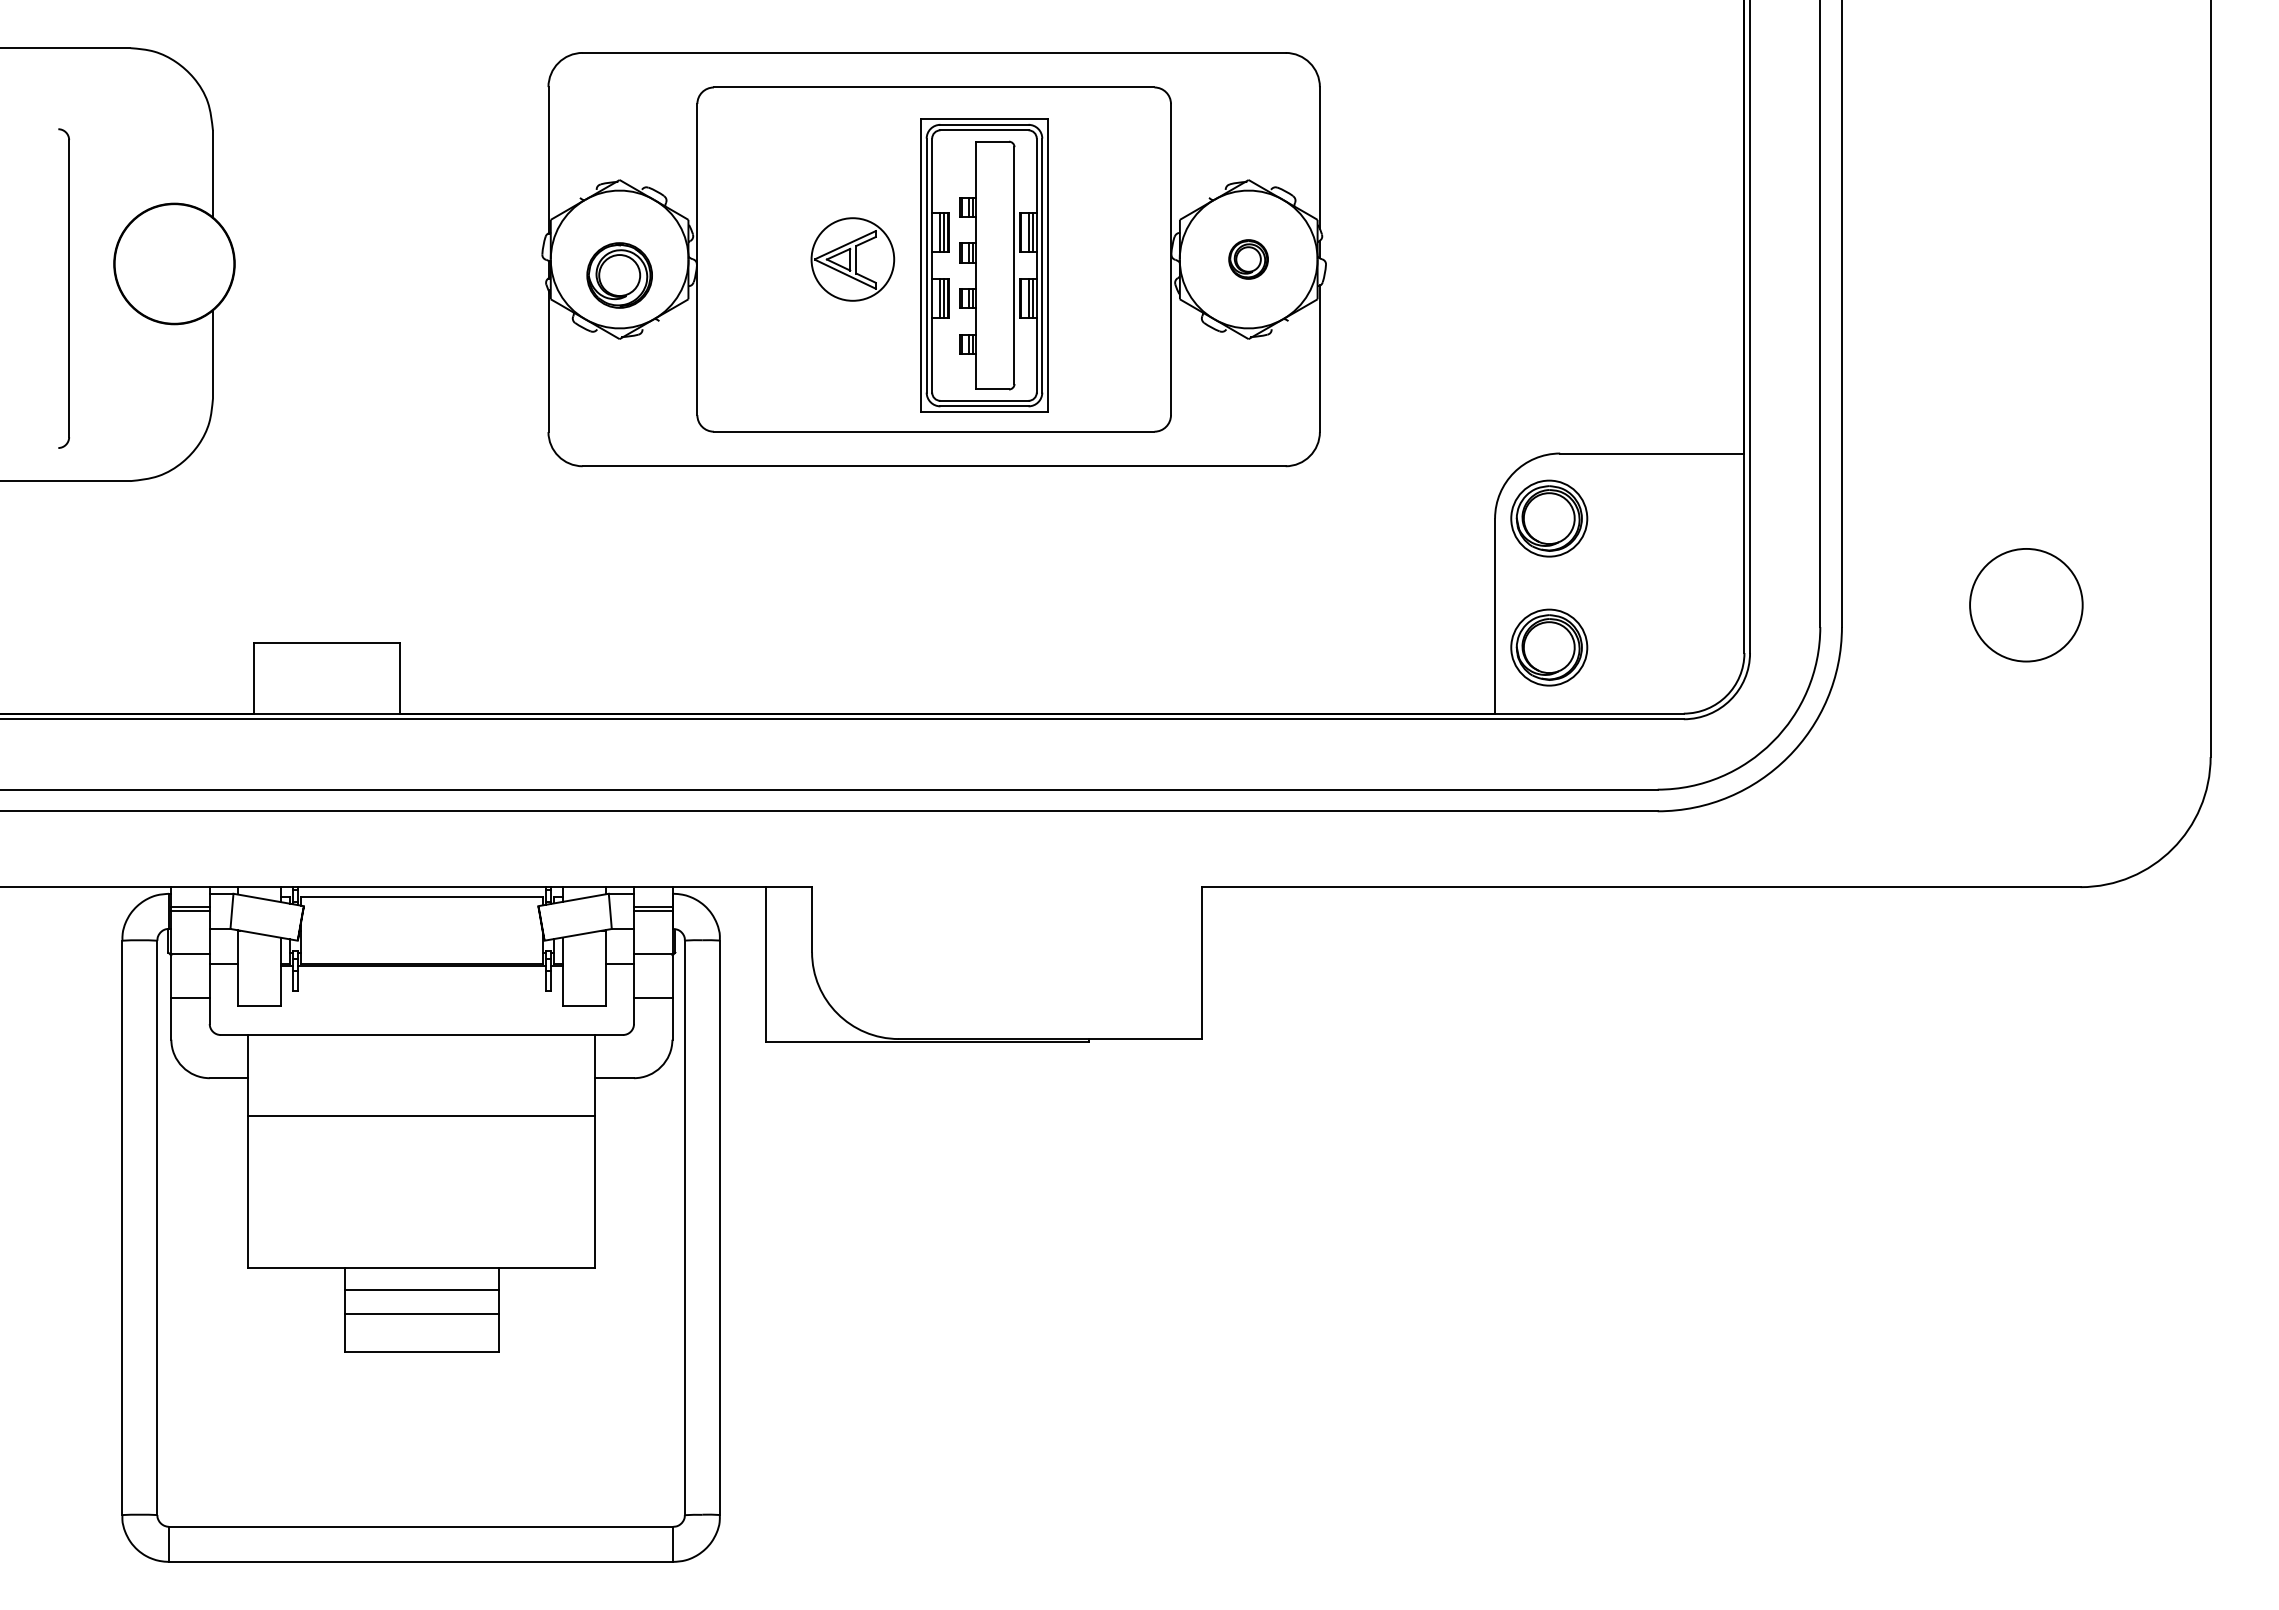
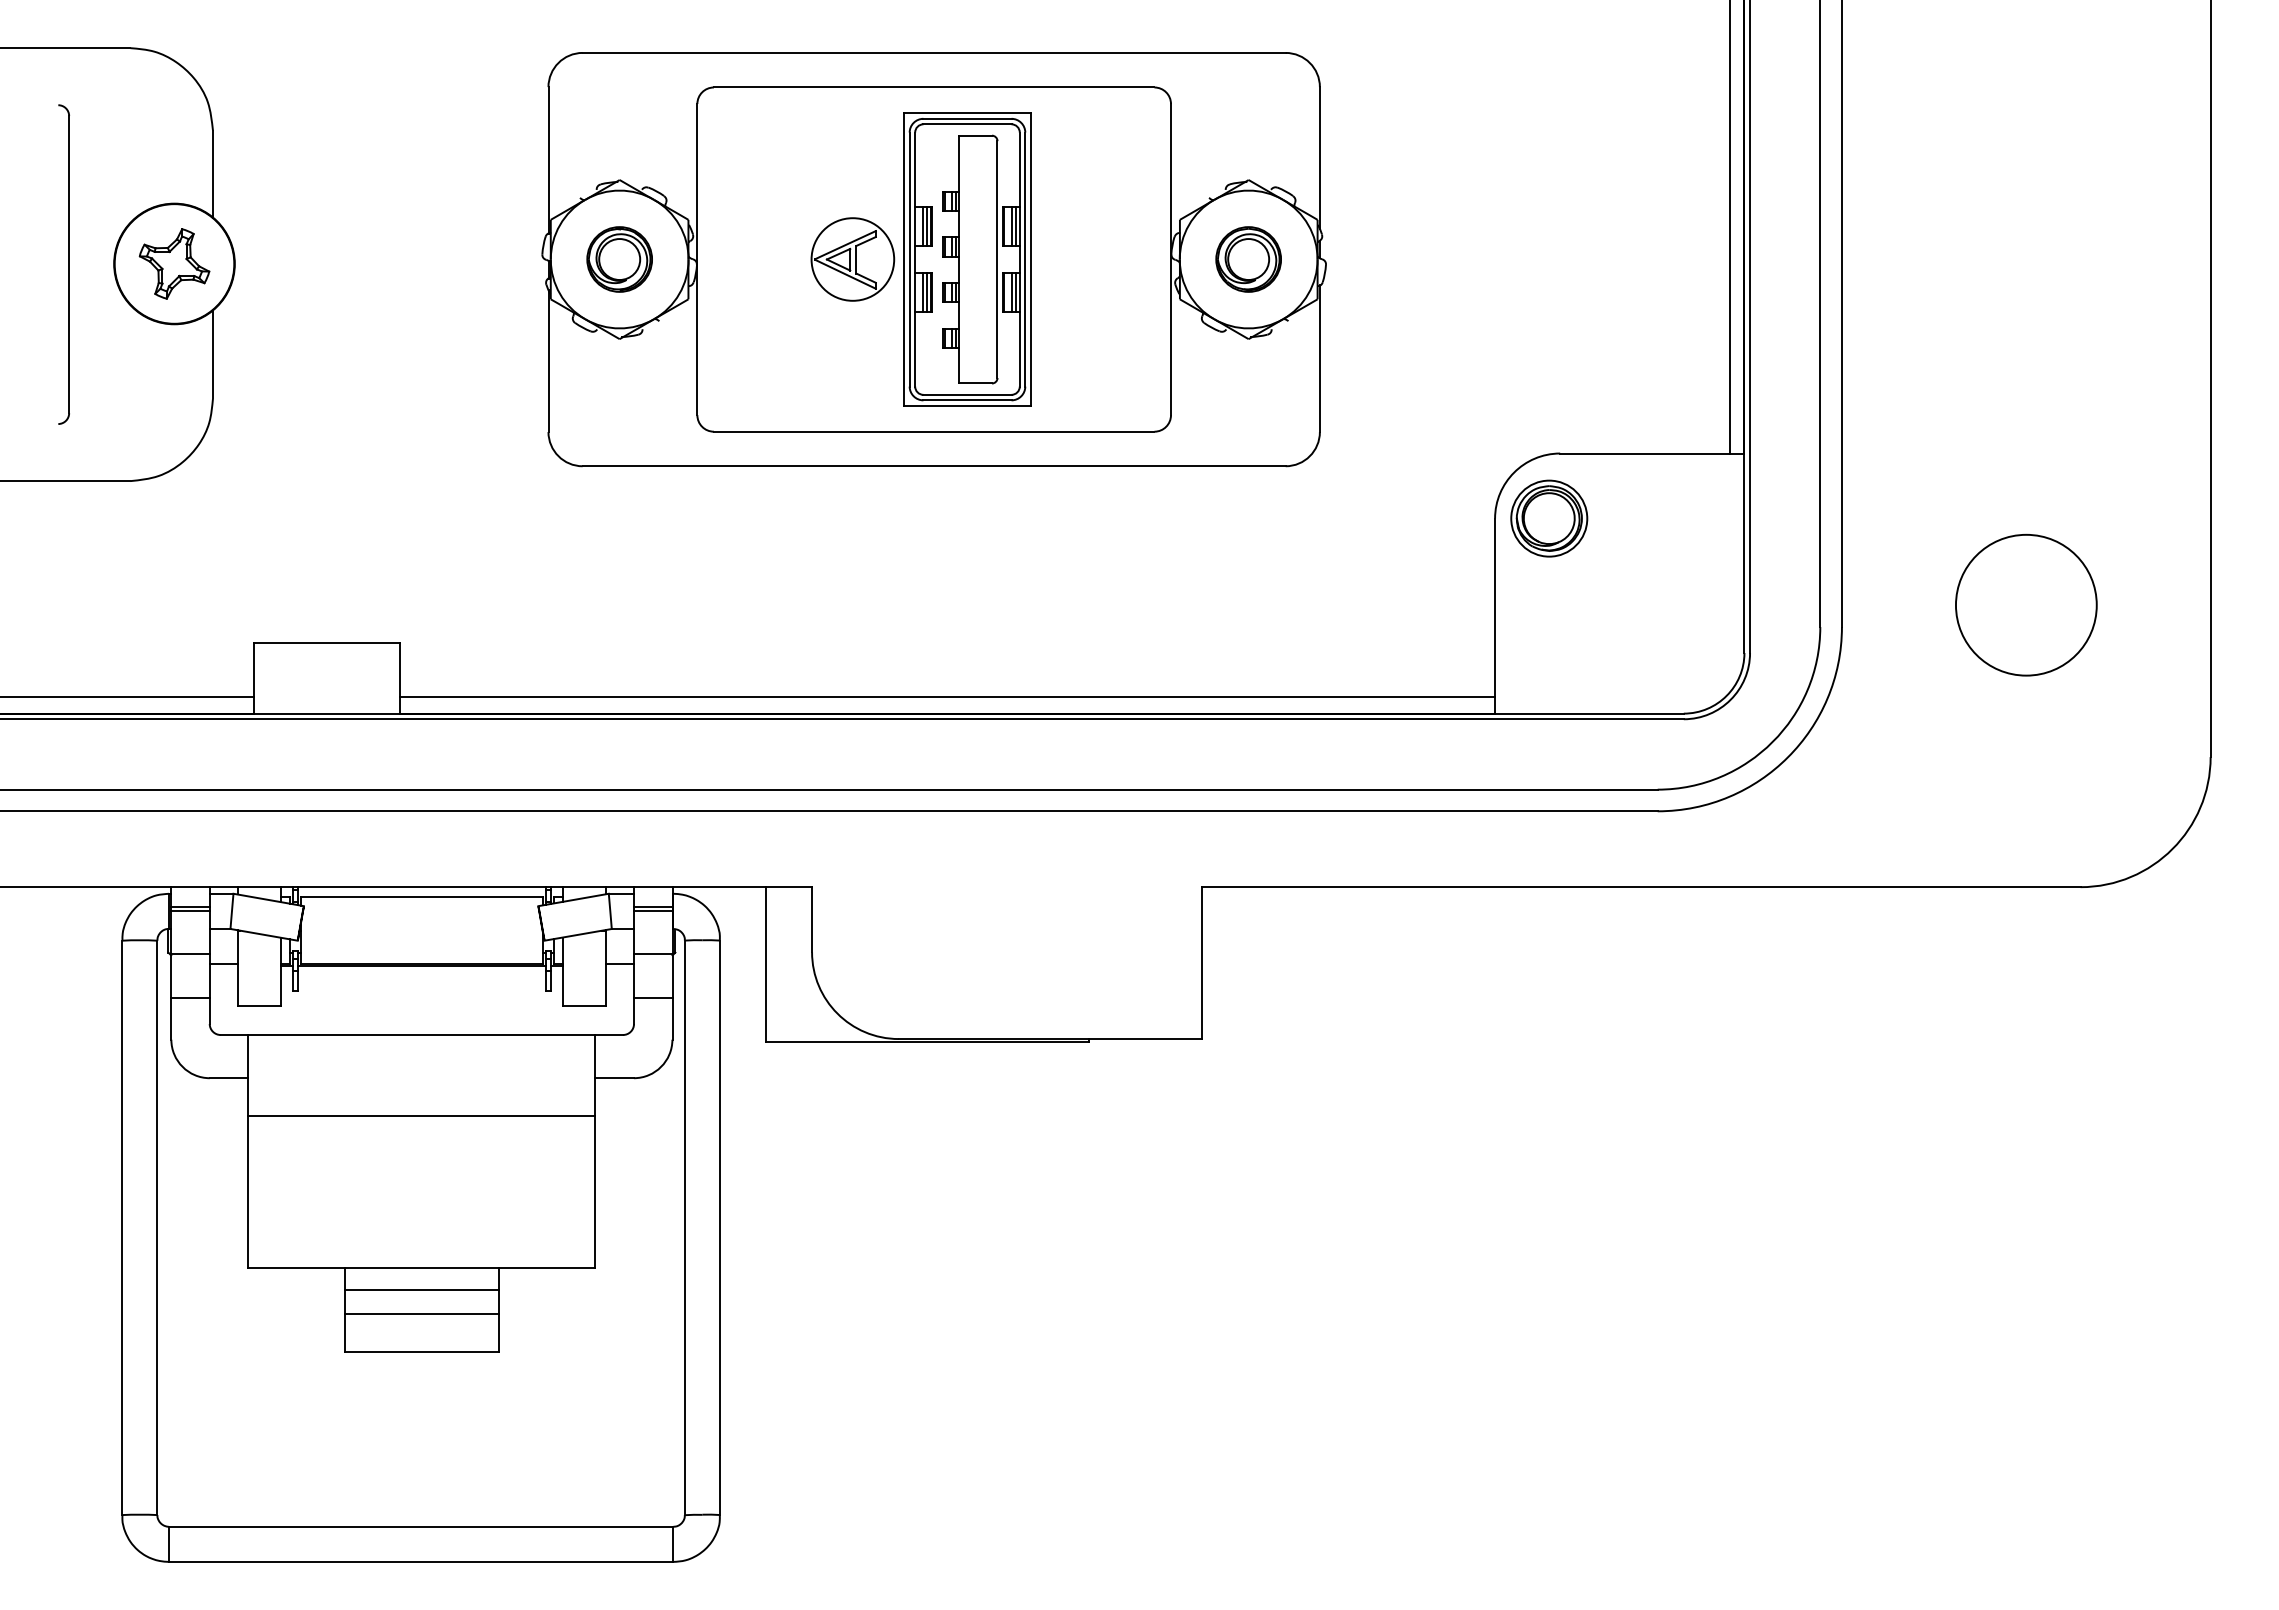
line: none -> present (1730, 227)
part size: 41x41 px -> 67x67 px (1248, 259)
part: none -> present (174, 263)
part position: (984, 265) -> (967, 259) (967, 259)
part position: (619, 275) -> (619, 259) (619, 259)
part position: (63, 288) -> (63, 264) (63, 264)
circle diameter: 113 px -> 141 px (2025, 604)
part: present -> none (1549, 647)
line: none -> present (127, 697)
line: none -> present (947, 697)
